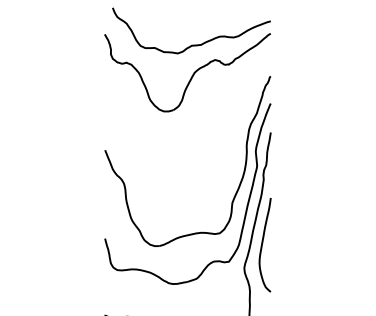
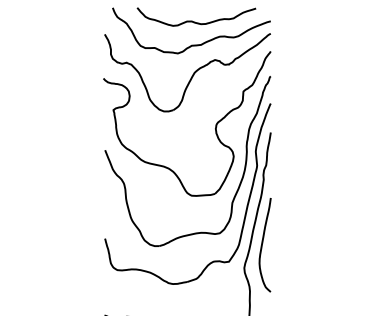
curve: none -> present (195, 21)
part: none -> present (215, 124)
